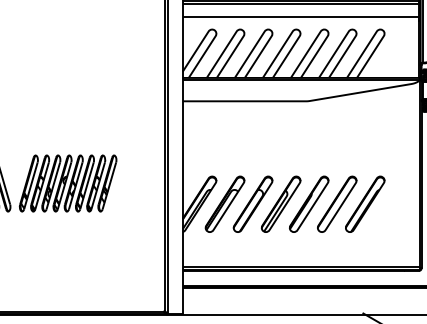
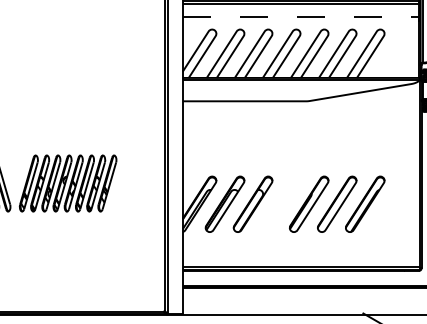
line: solid -> dashed (301, 16)
part: present -> none (280, 203)
